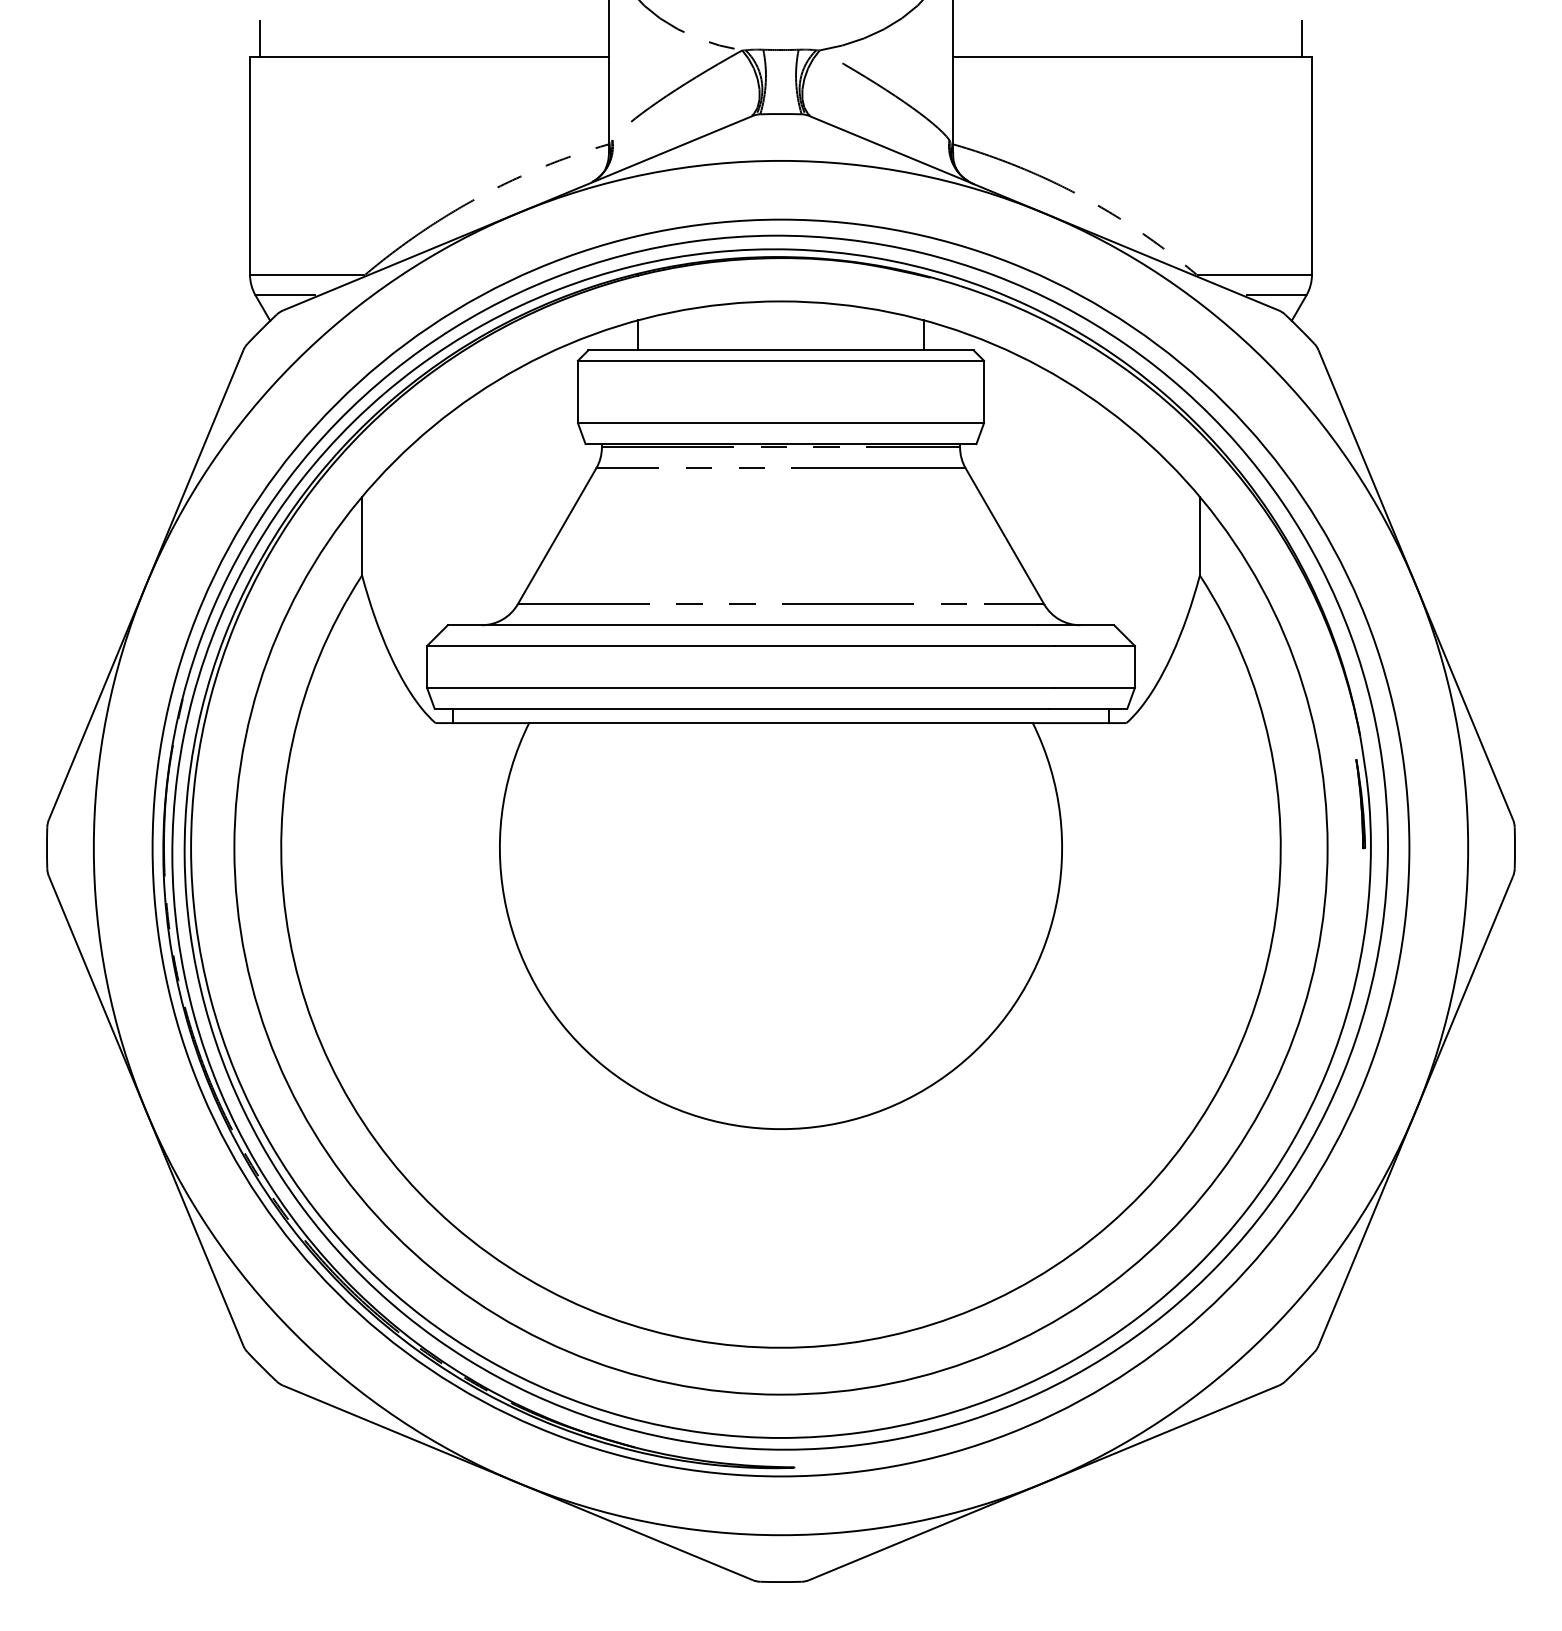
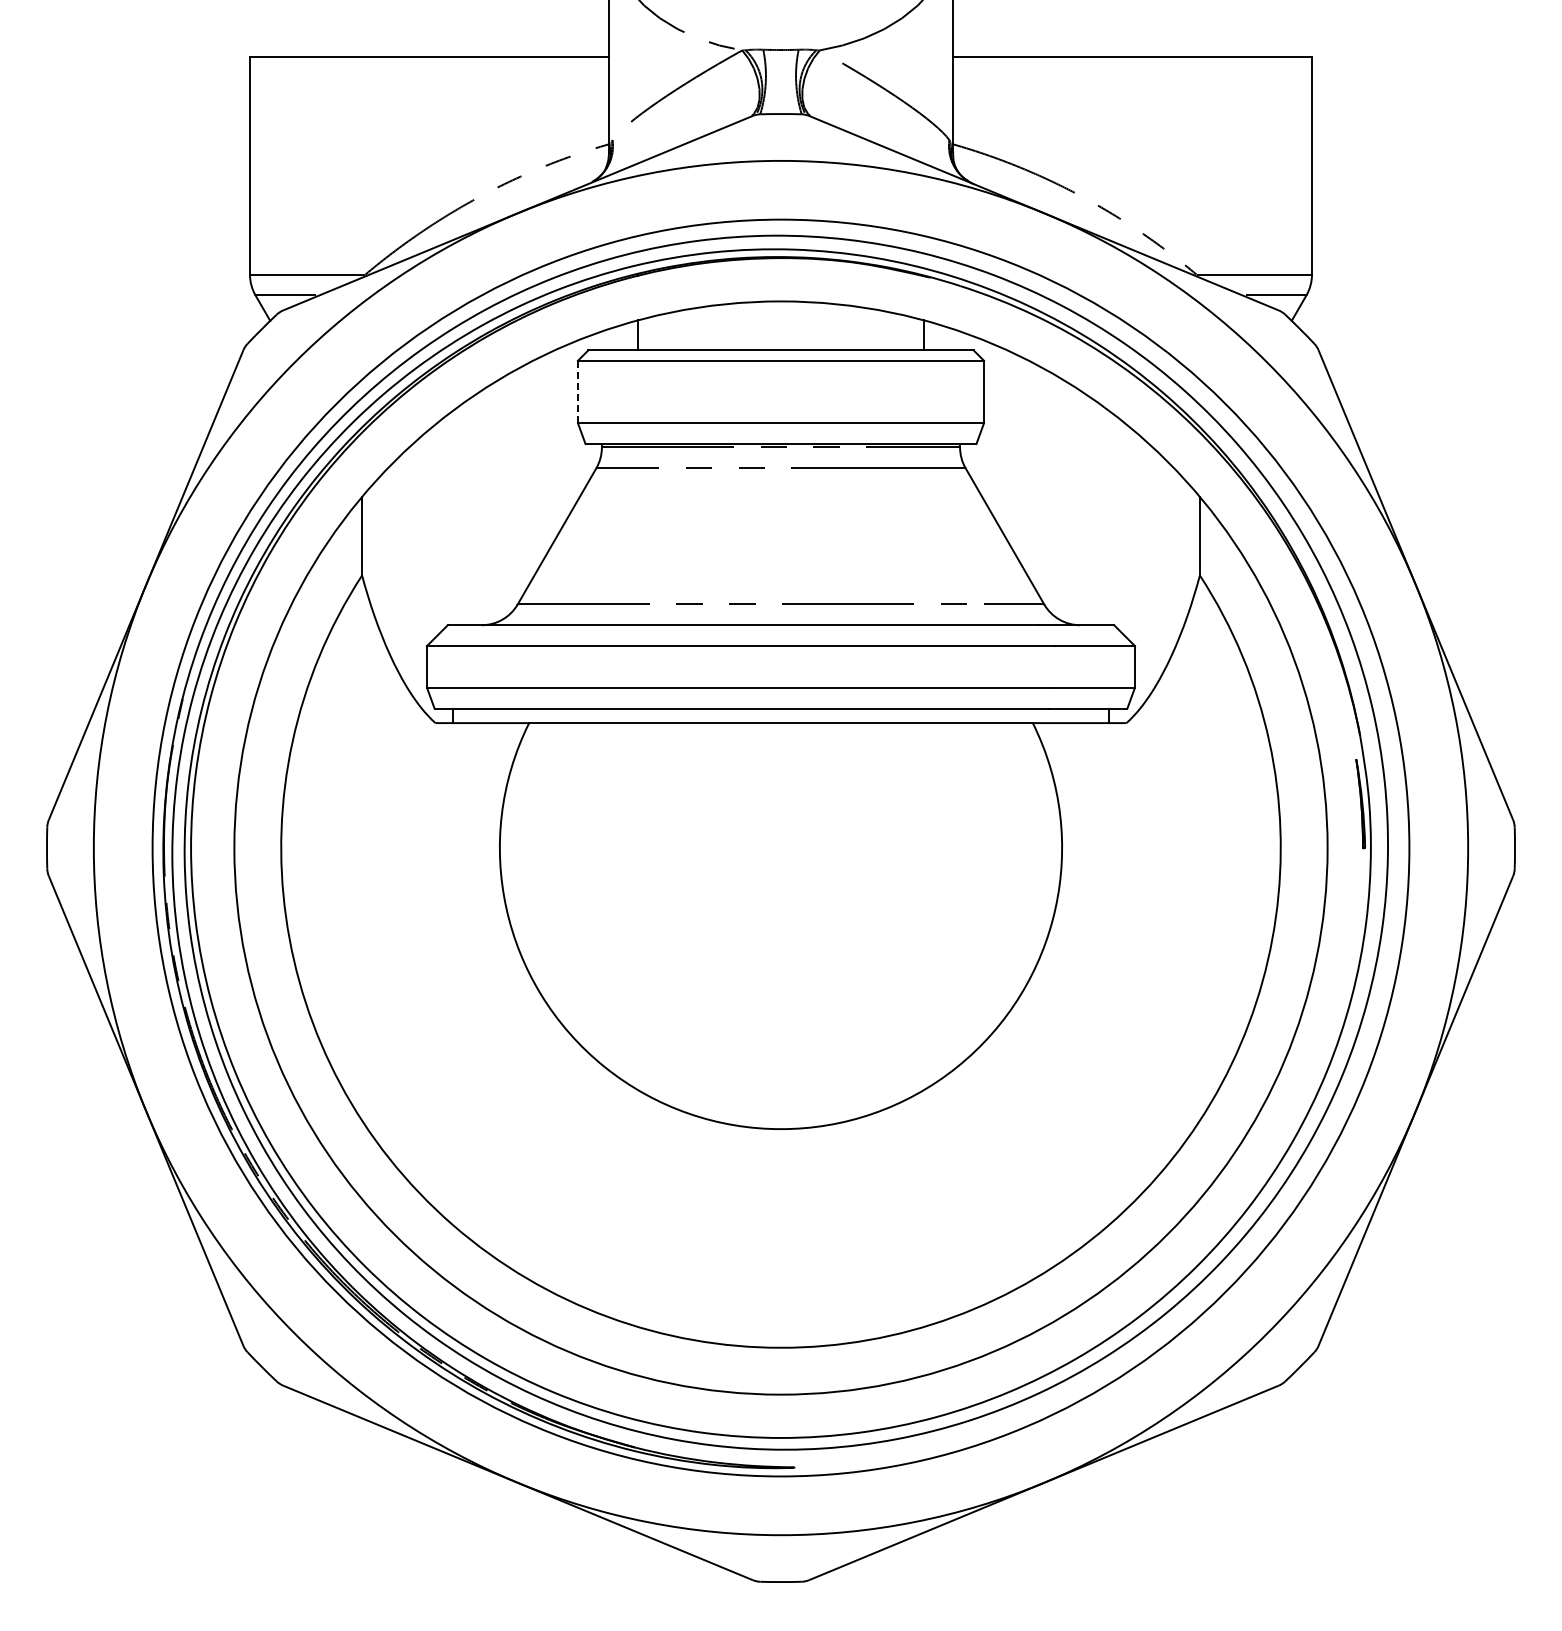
line: present -> none (260, 38)
line: present -> none (1301, 38)
line: solid -> dashed (577, 392)
